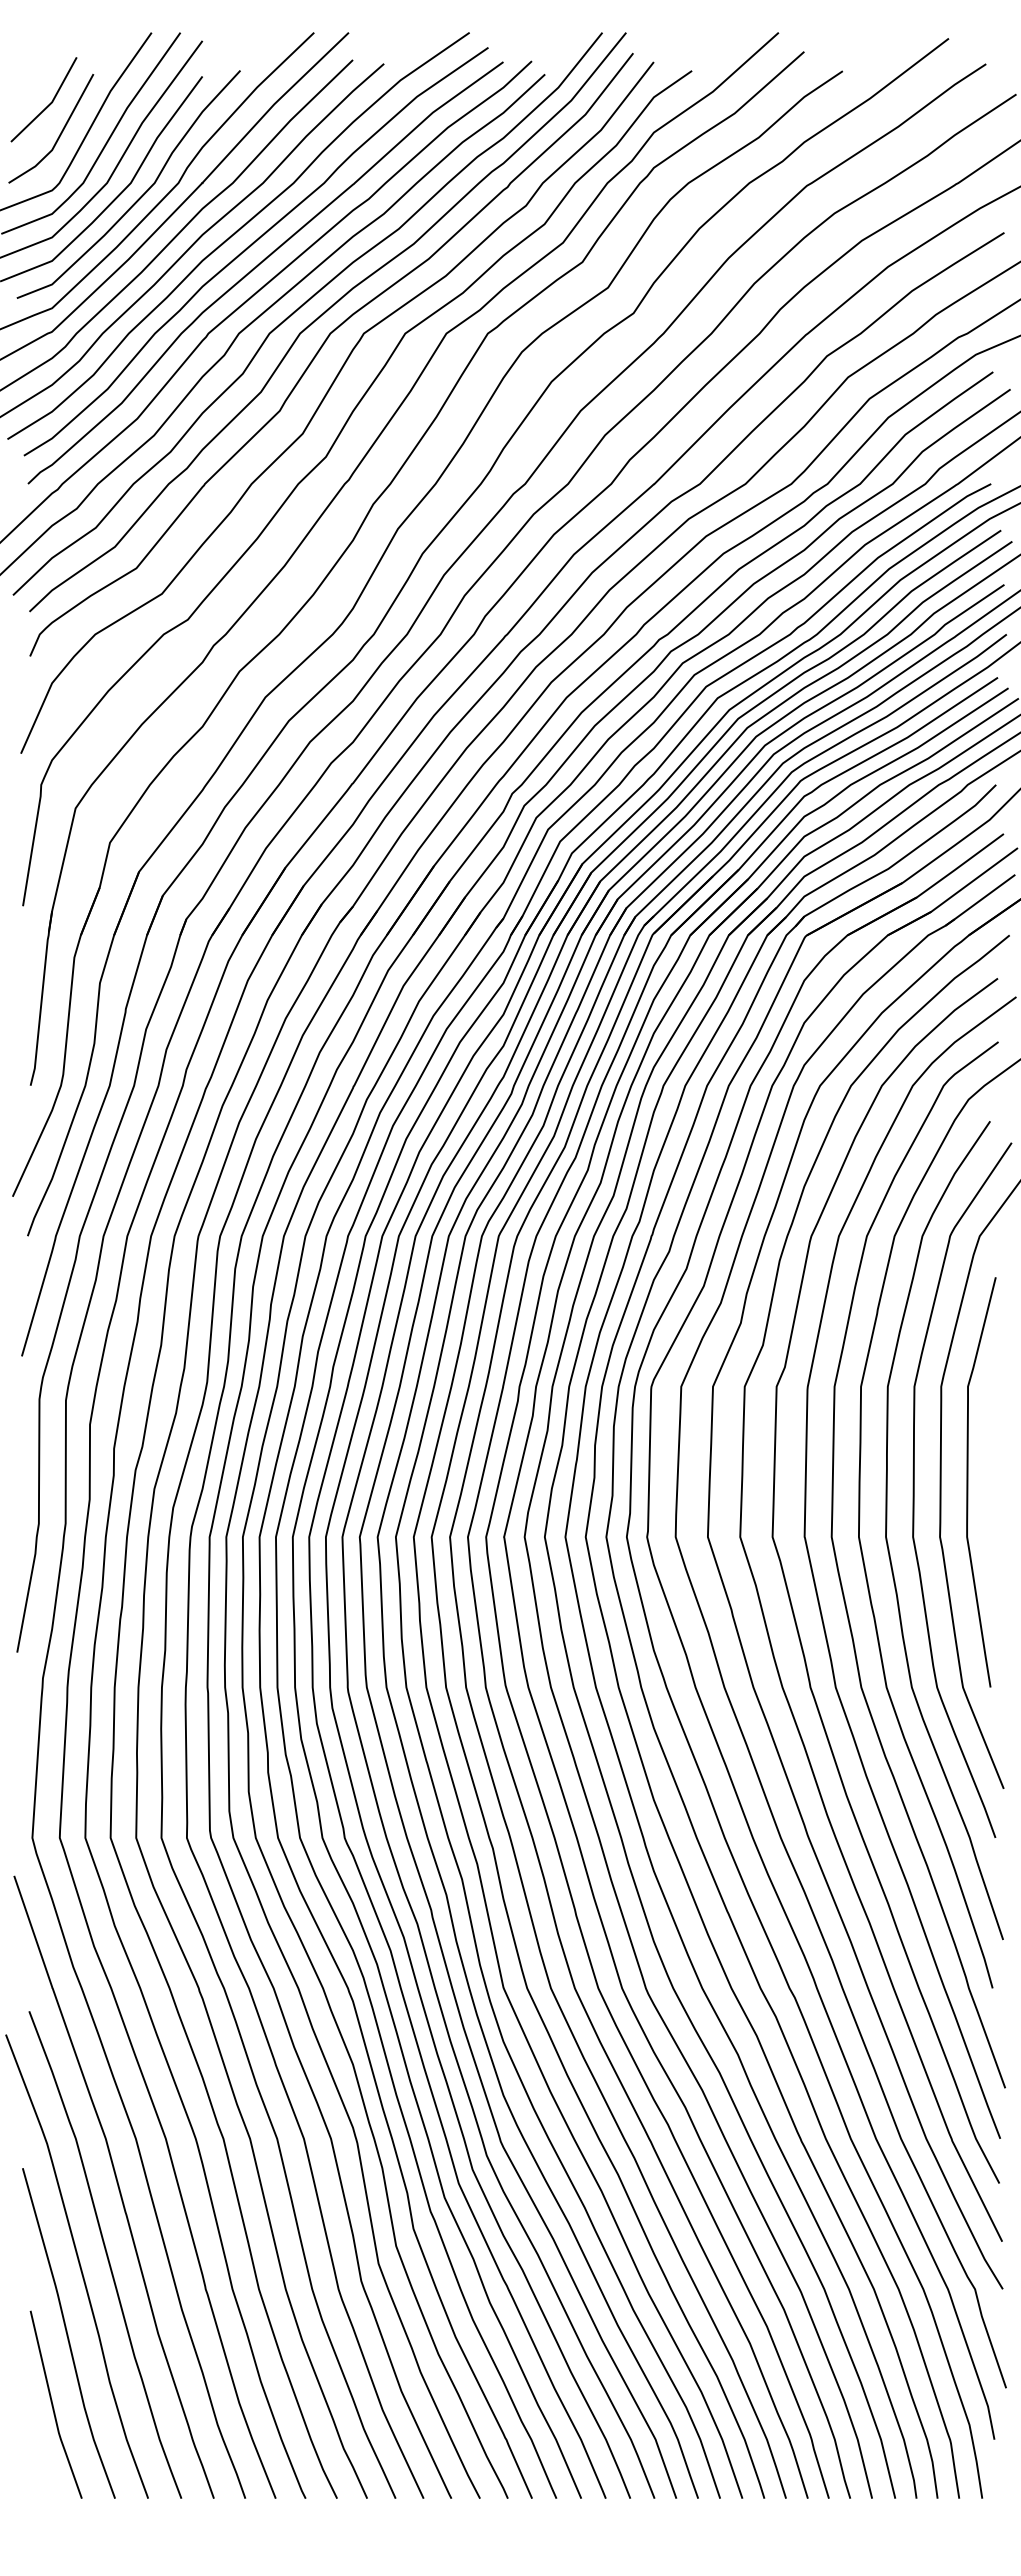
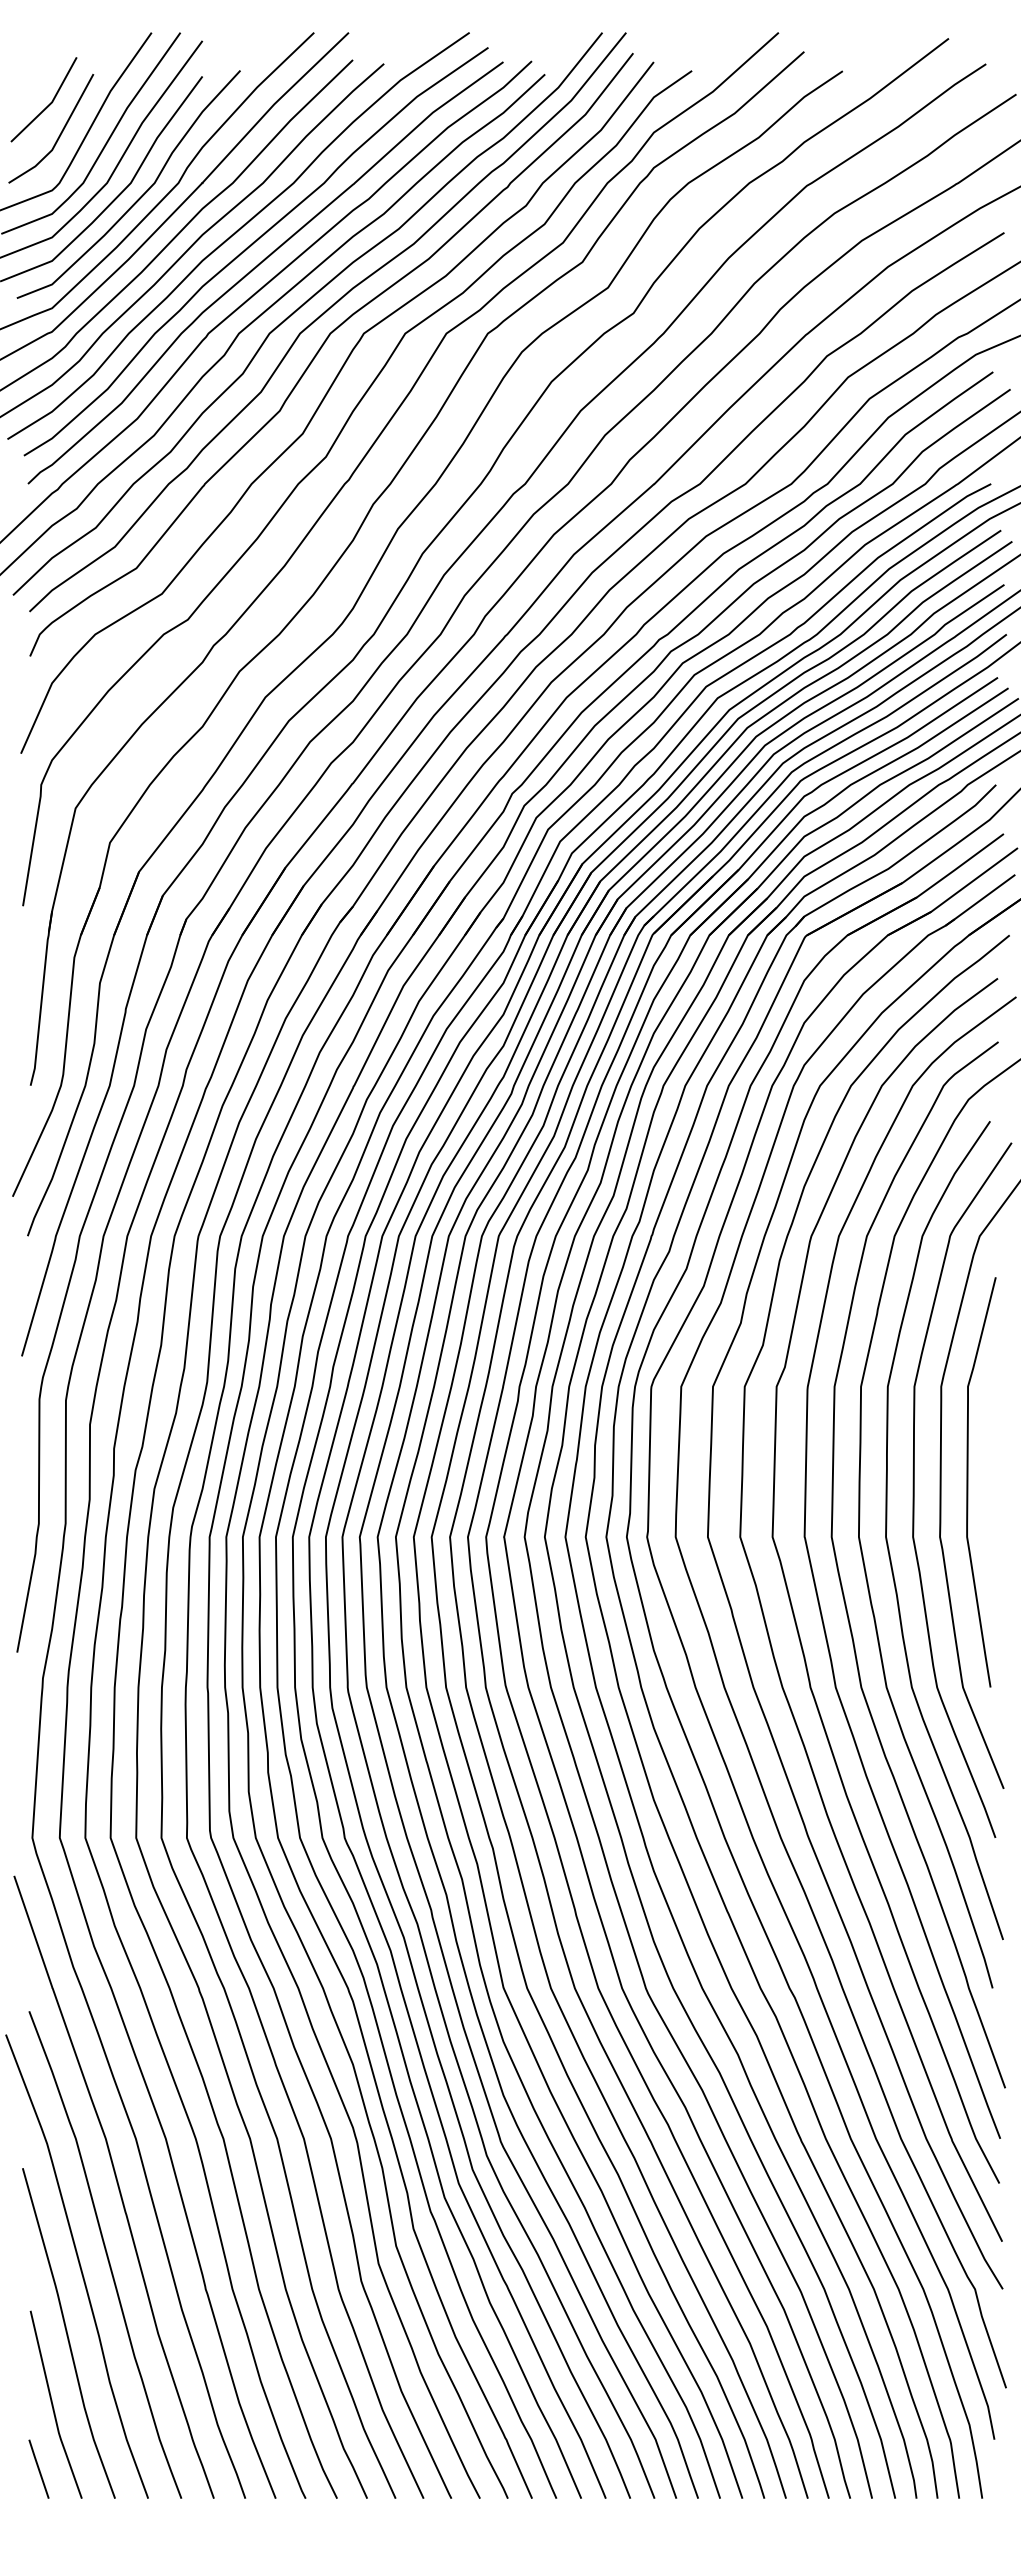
line: none -> present (38, 2468)
